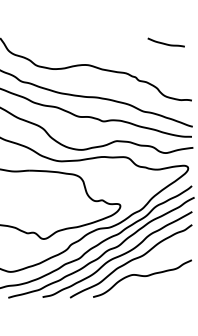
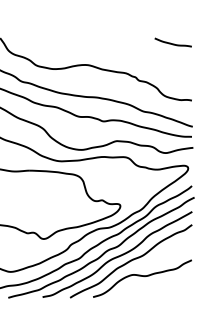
curve position: (165, 43) -> (172, 43) (172, 43)
